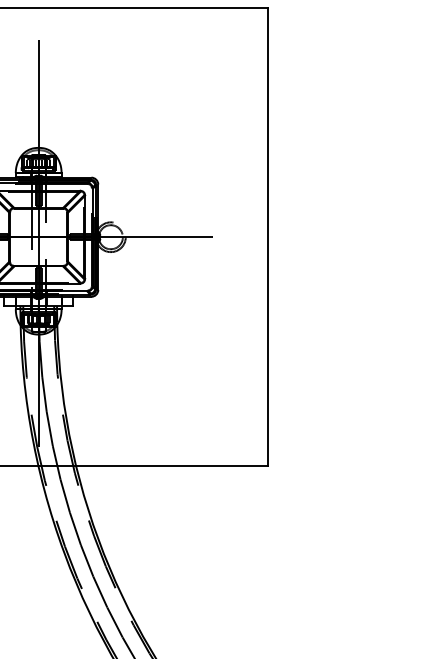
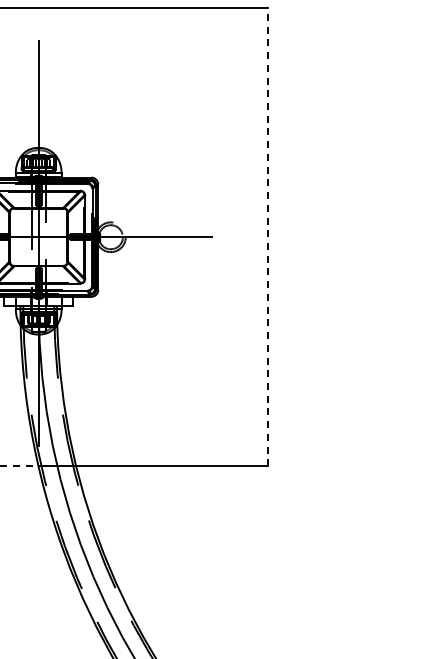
line: solid -> dashed (267, 236)
line: solid -> dashed (19, 466)
